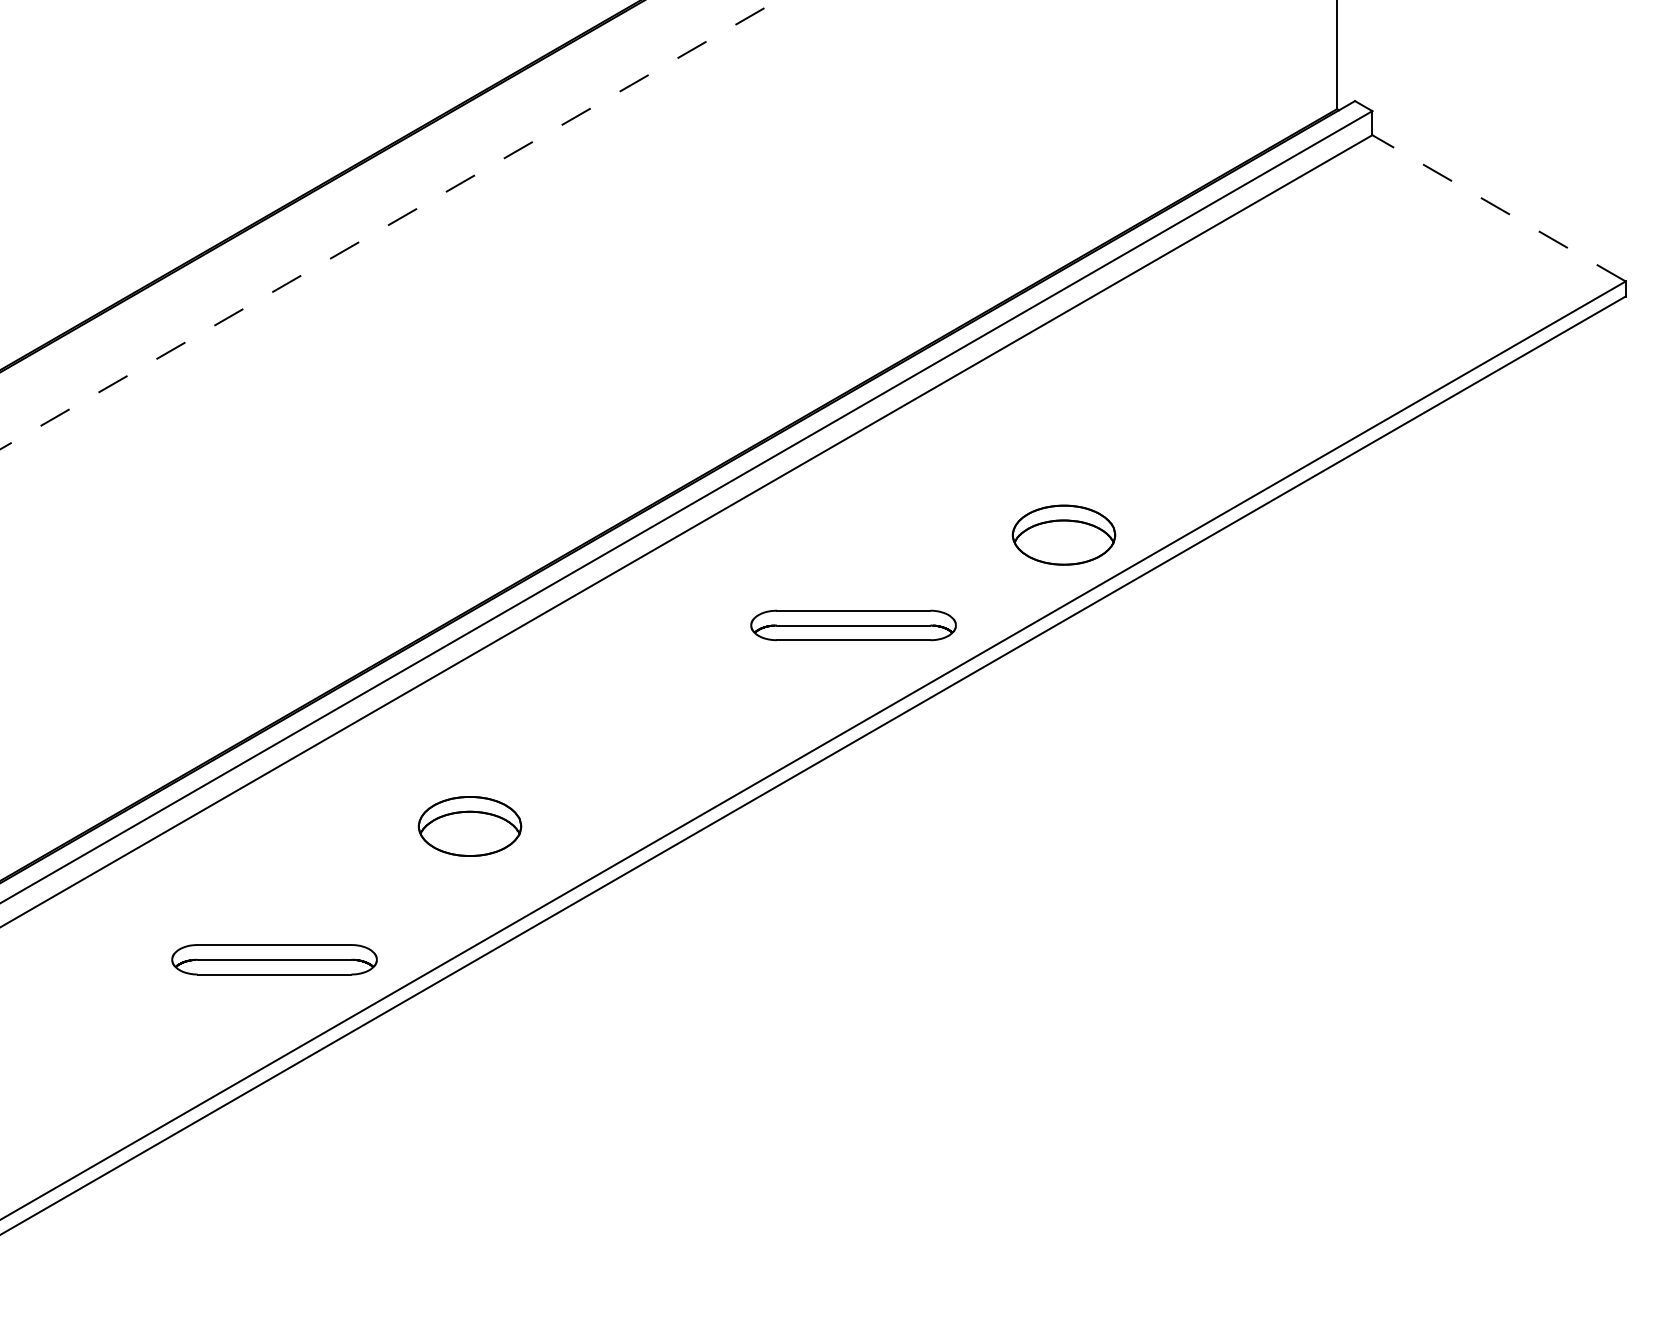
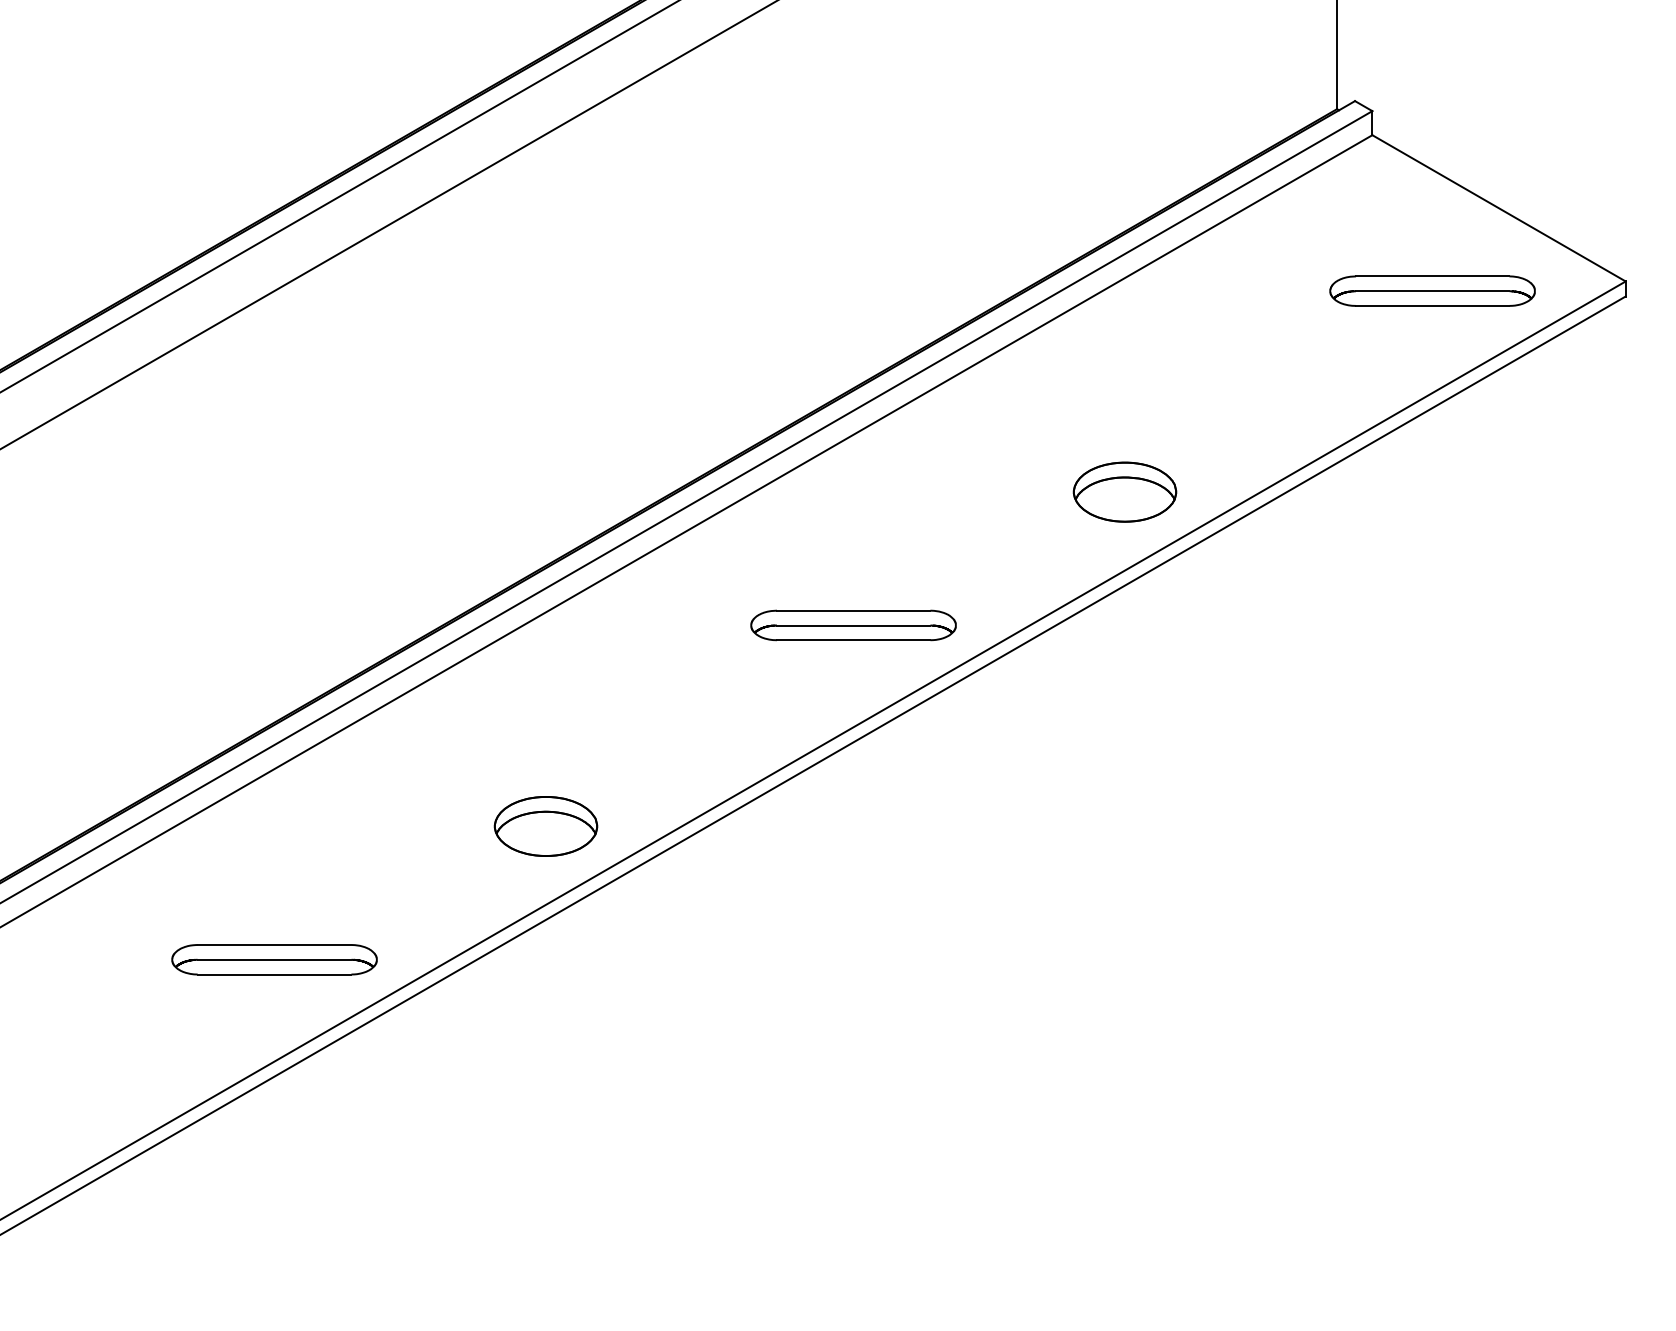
line: none -> present (338, 196)
line: dashed -> solid (1498, 208)
line: dashed -> solid (389, 224)
part: none -> present (1432, 290)
part position: (1063, 534) -> (1124, 491) (1124, 491)
part position: (469, 826) -> (545, 826) (545, 826)
